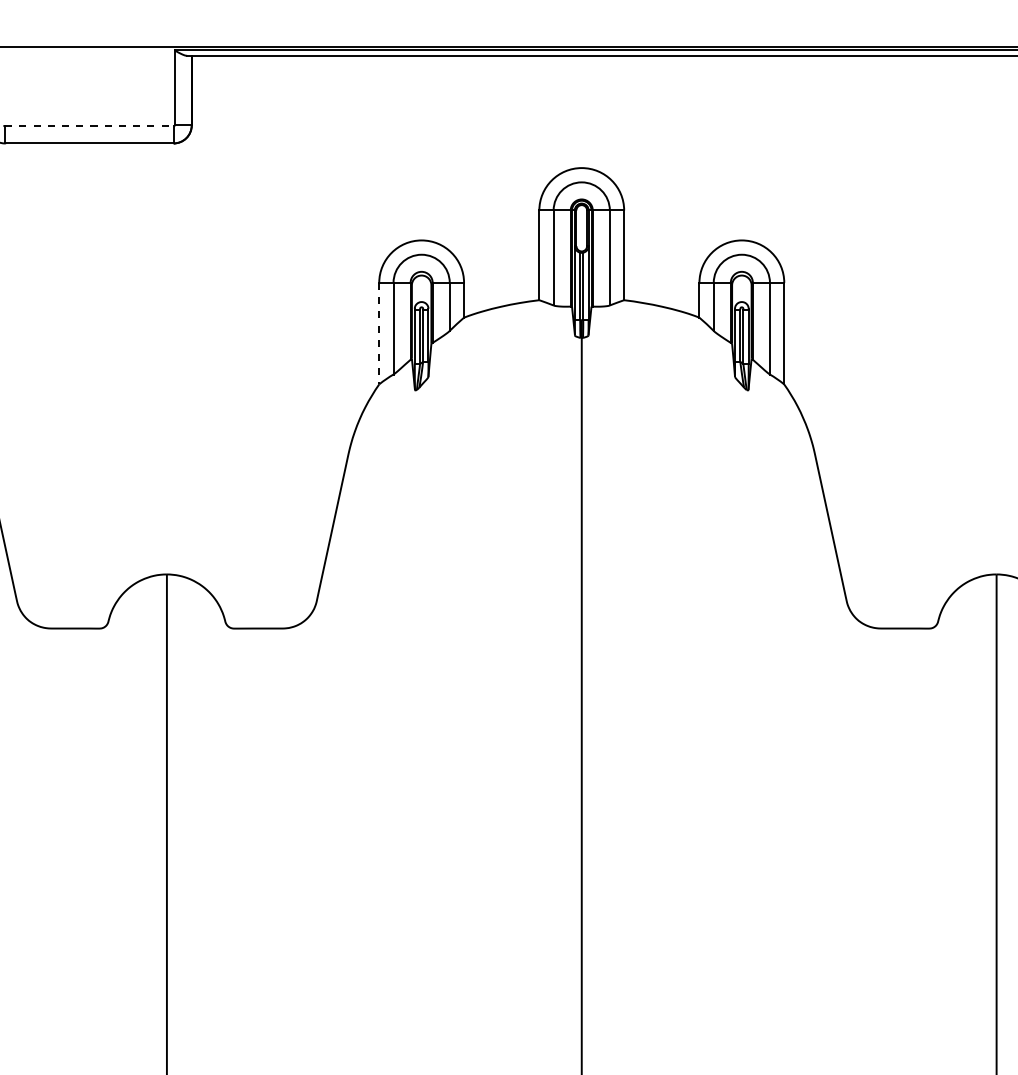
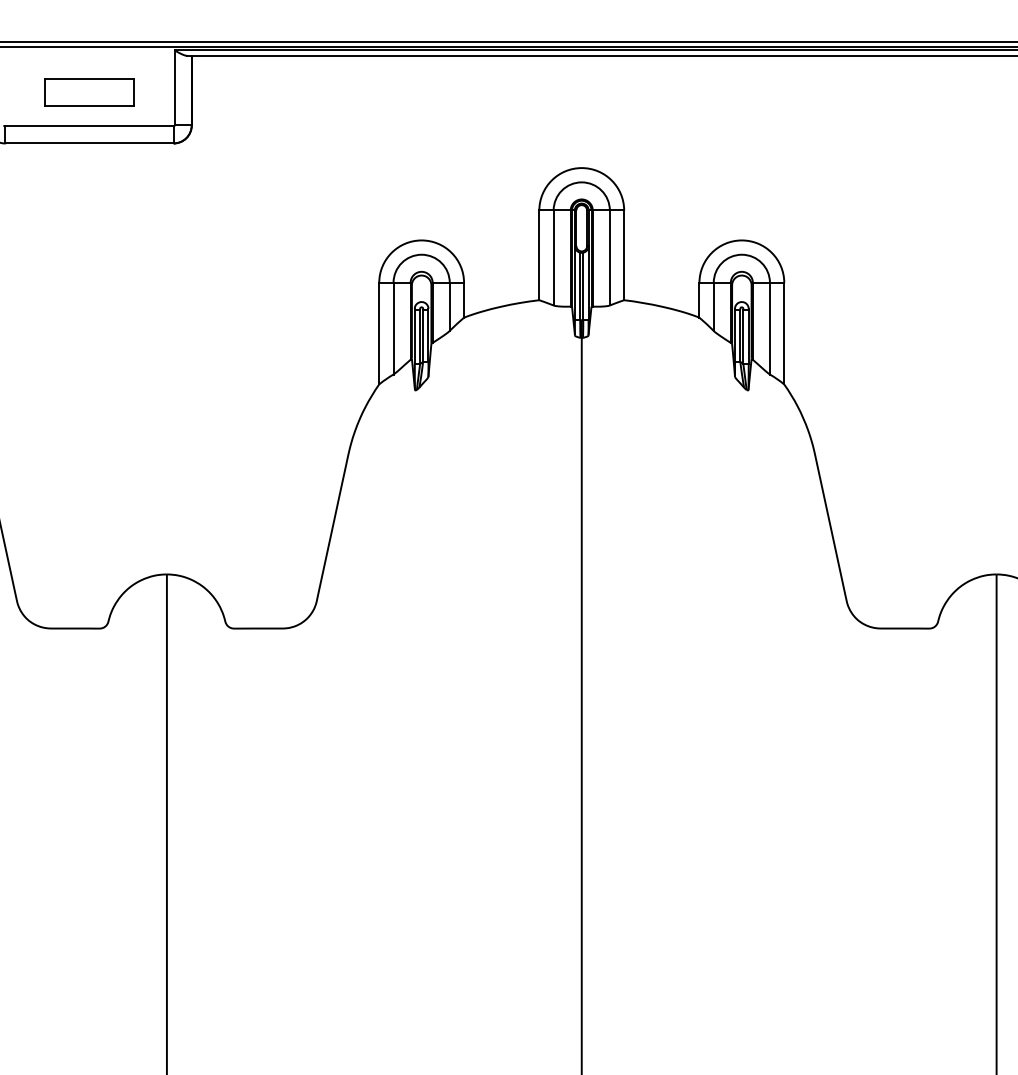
line: none -> present (508, 41)
part: none -> present (89, 92)
line: dashed -> solid (89, 126)
line: dashed -> solid (379, 333)
